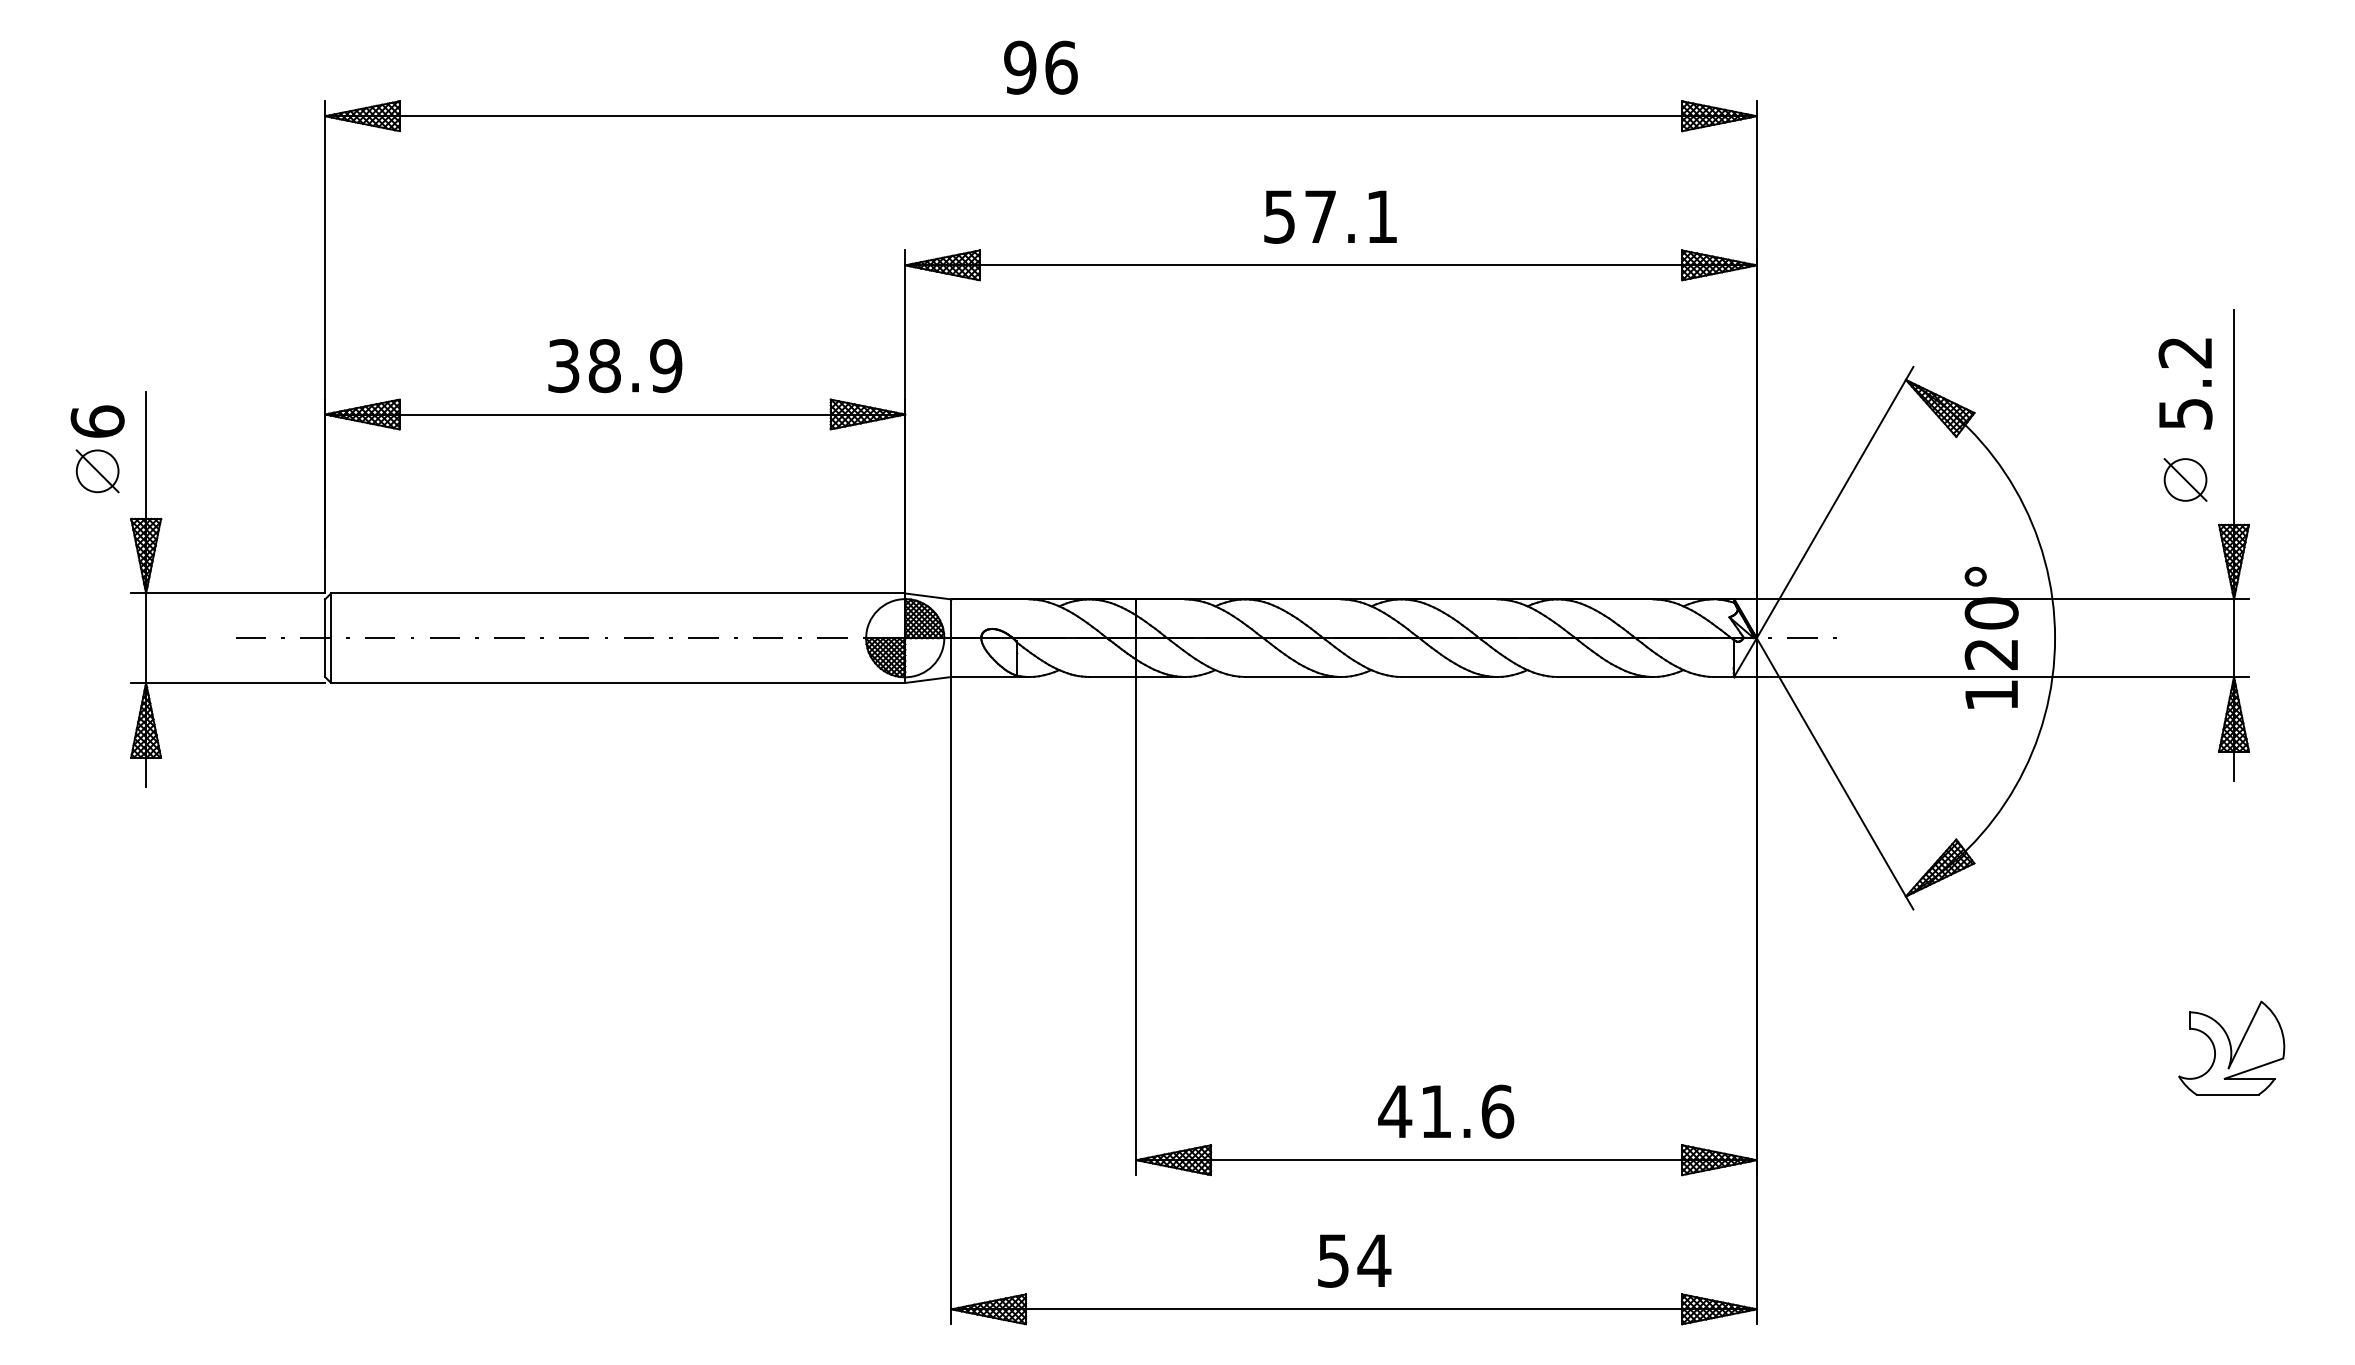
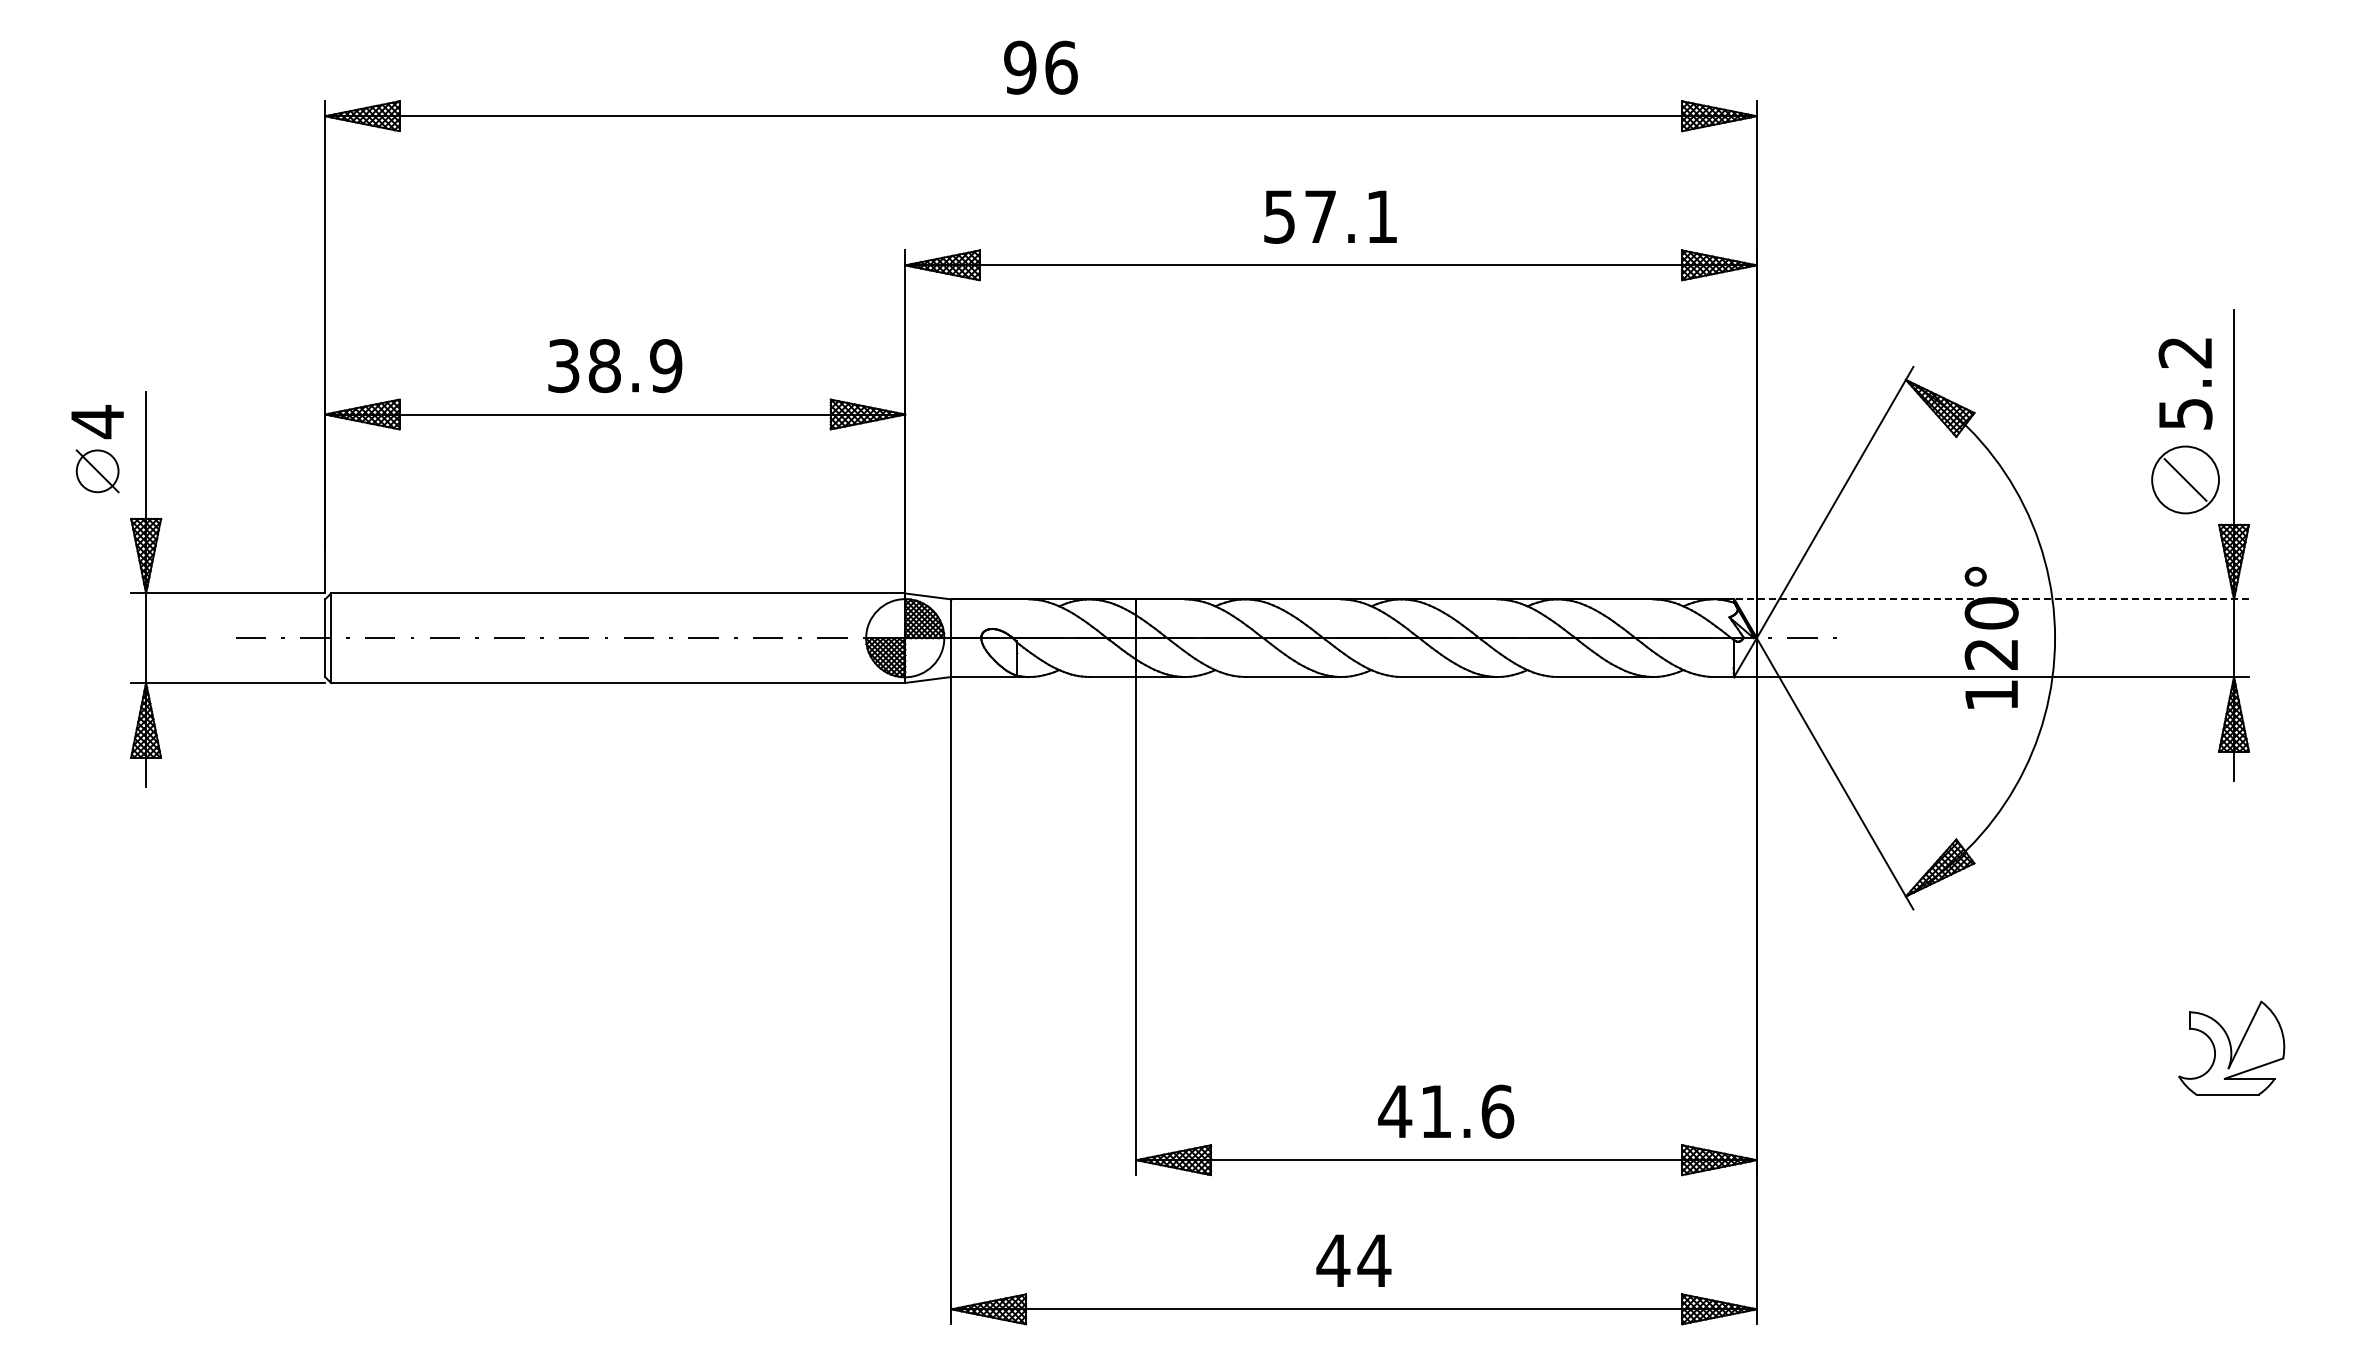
text: 6 -> 4 (97, 422)
circle diameter: 42 px -> 67 px (2185, 479)
line: solid -> dashed (1991, 599)
text: 54 -> 44 (1333, 1260)
